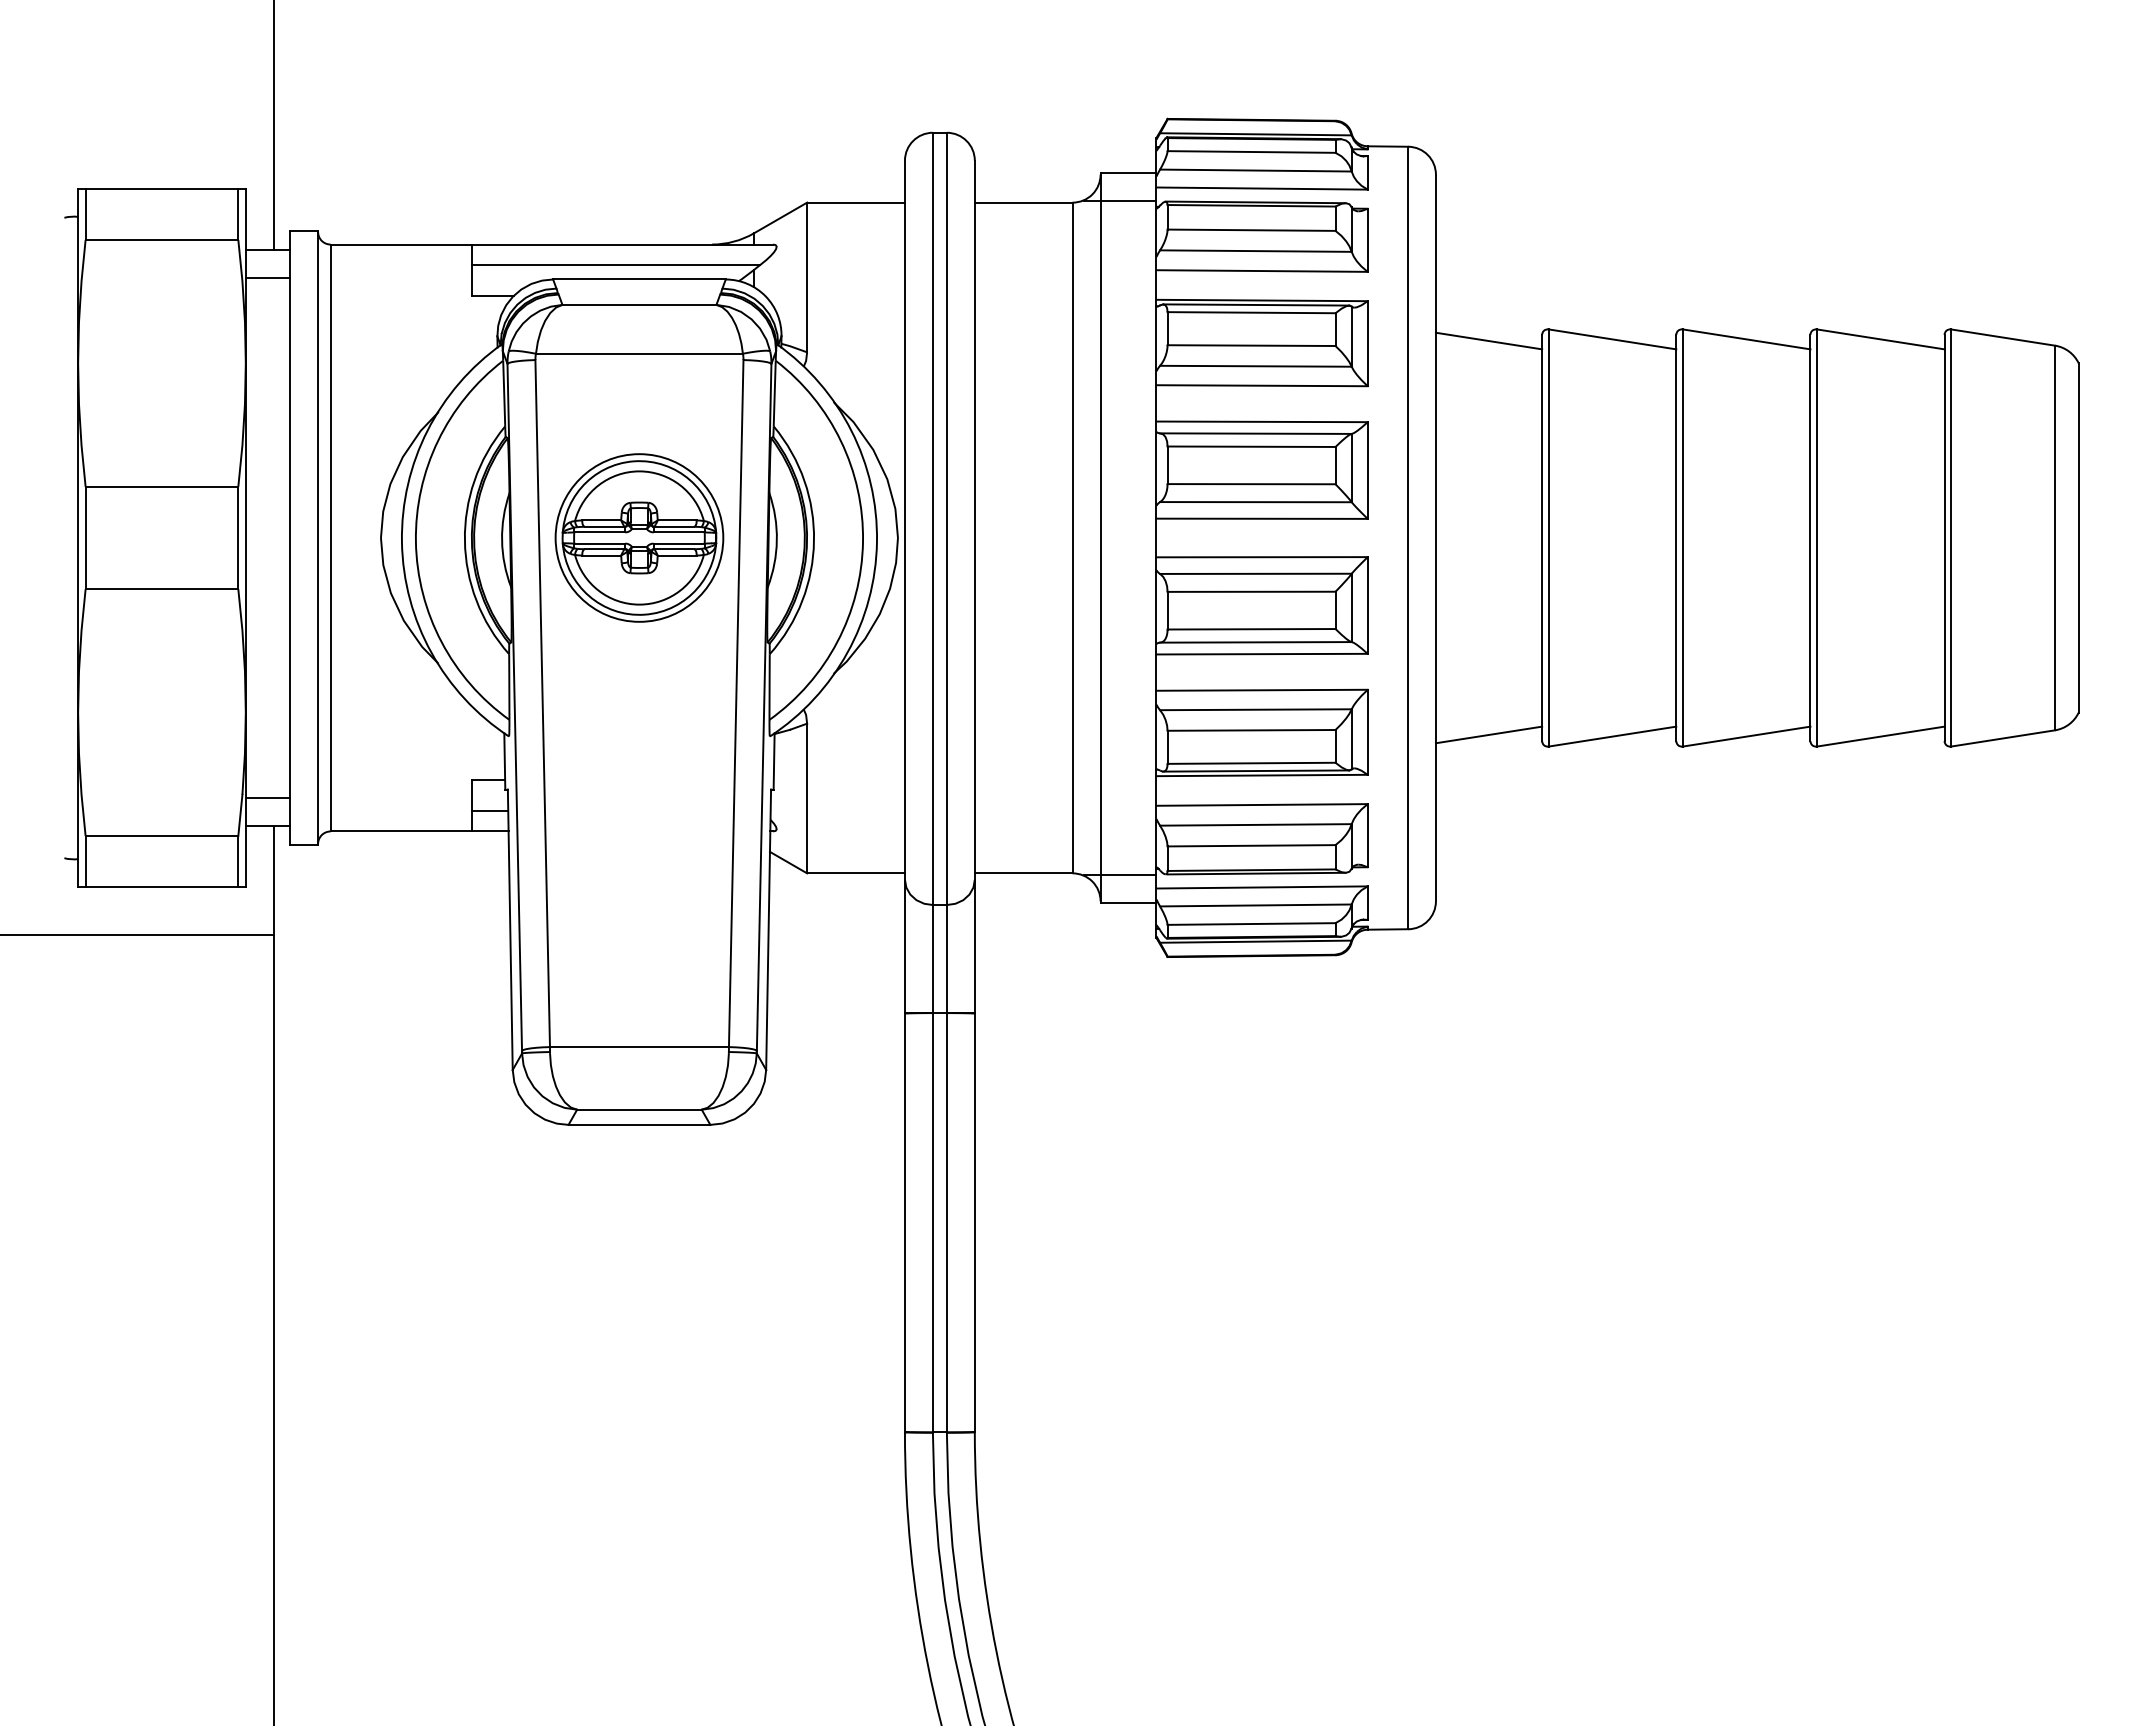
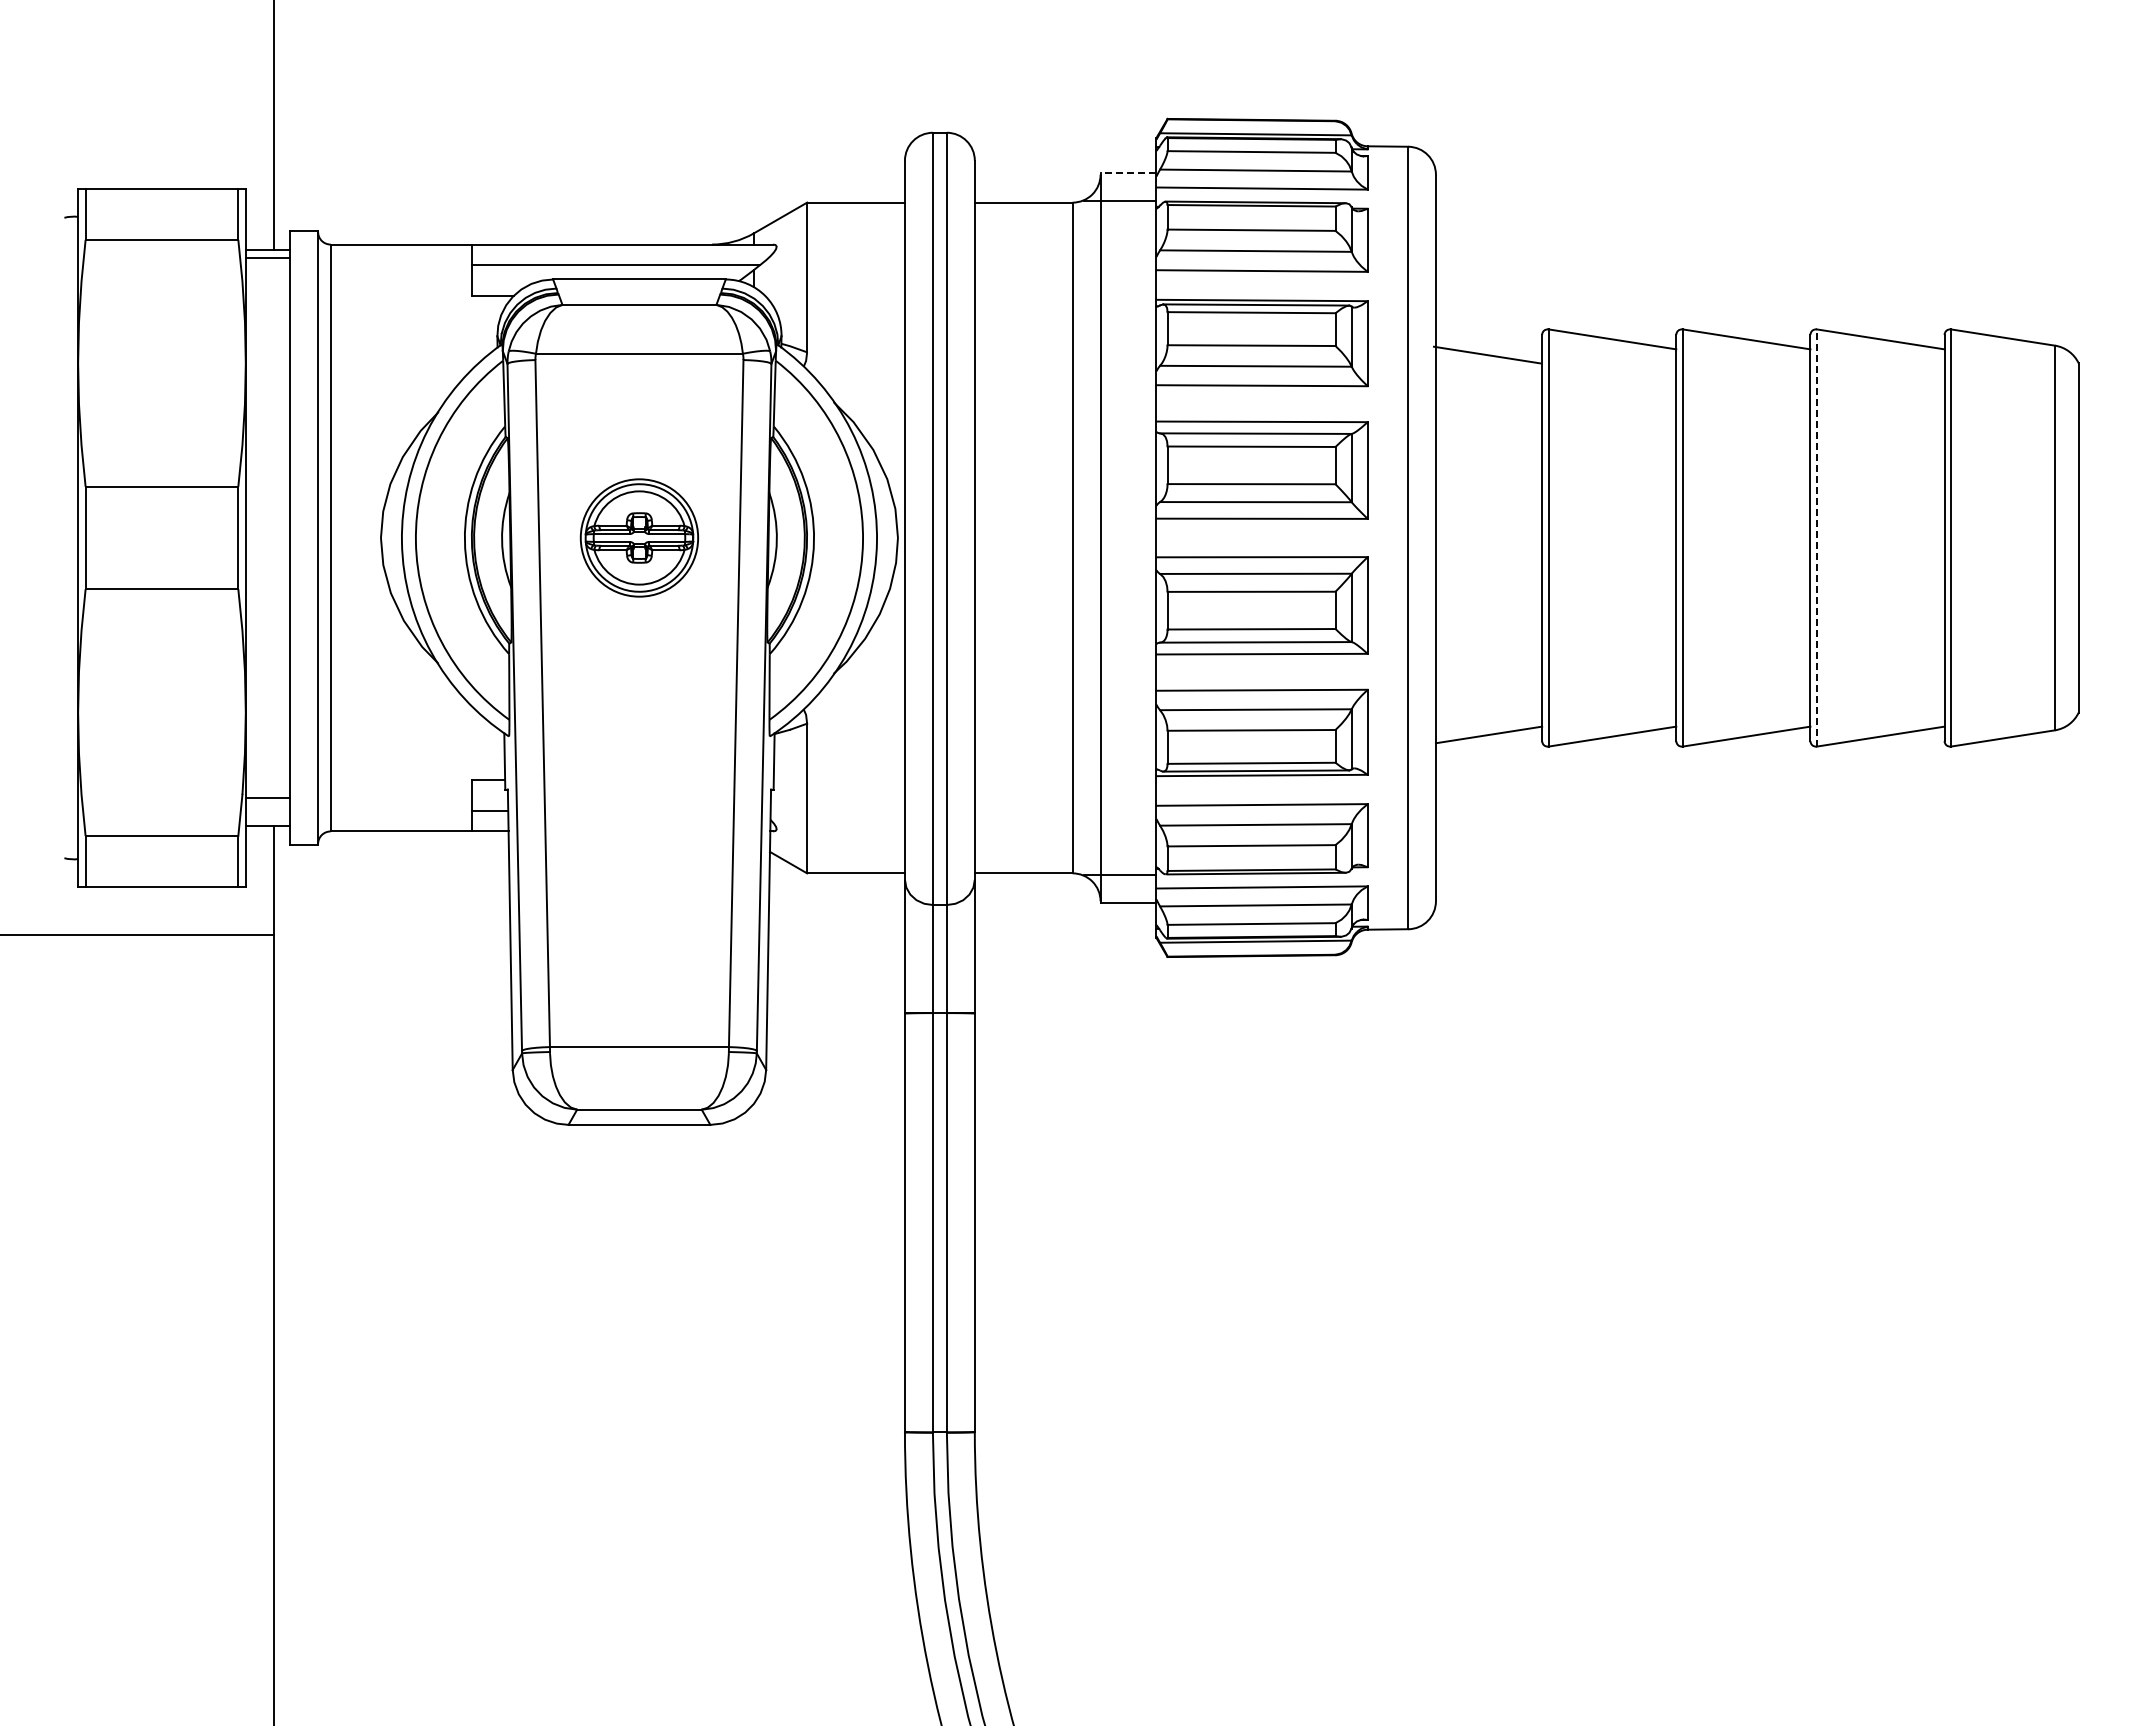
line: solid -> dashed (1128, 173)
line position: (267, 277) -> (267, 257) (267, 257)
line position: (1488, 340) -> (1486, 354) (1486, 354)
part size: 171x170 px -> 121x120 px (639, 537)
line: solid -> dashed (1816, 538)
